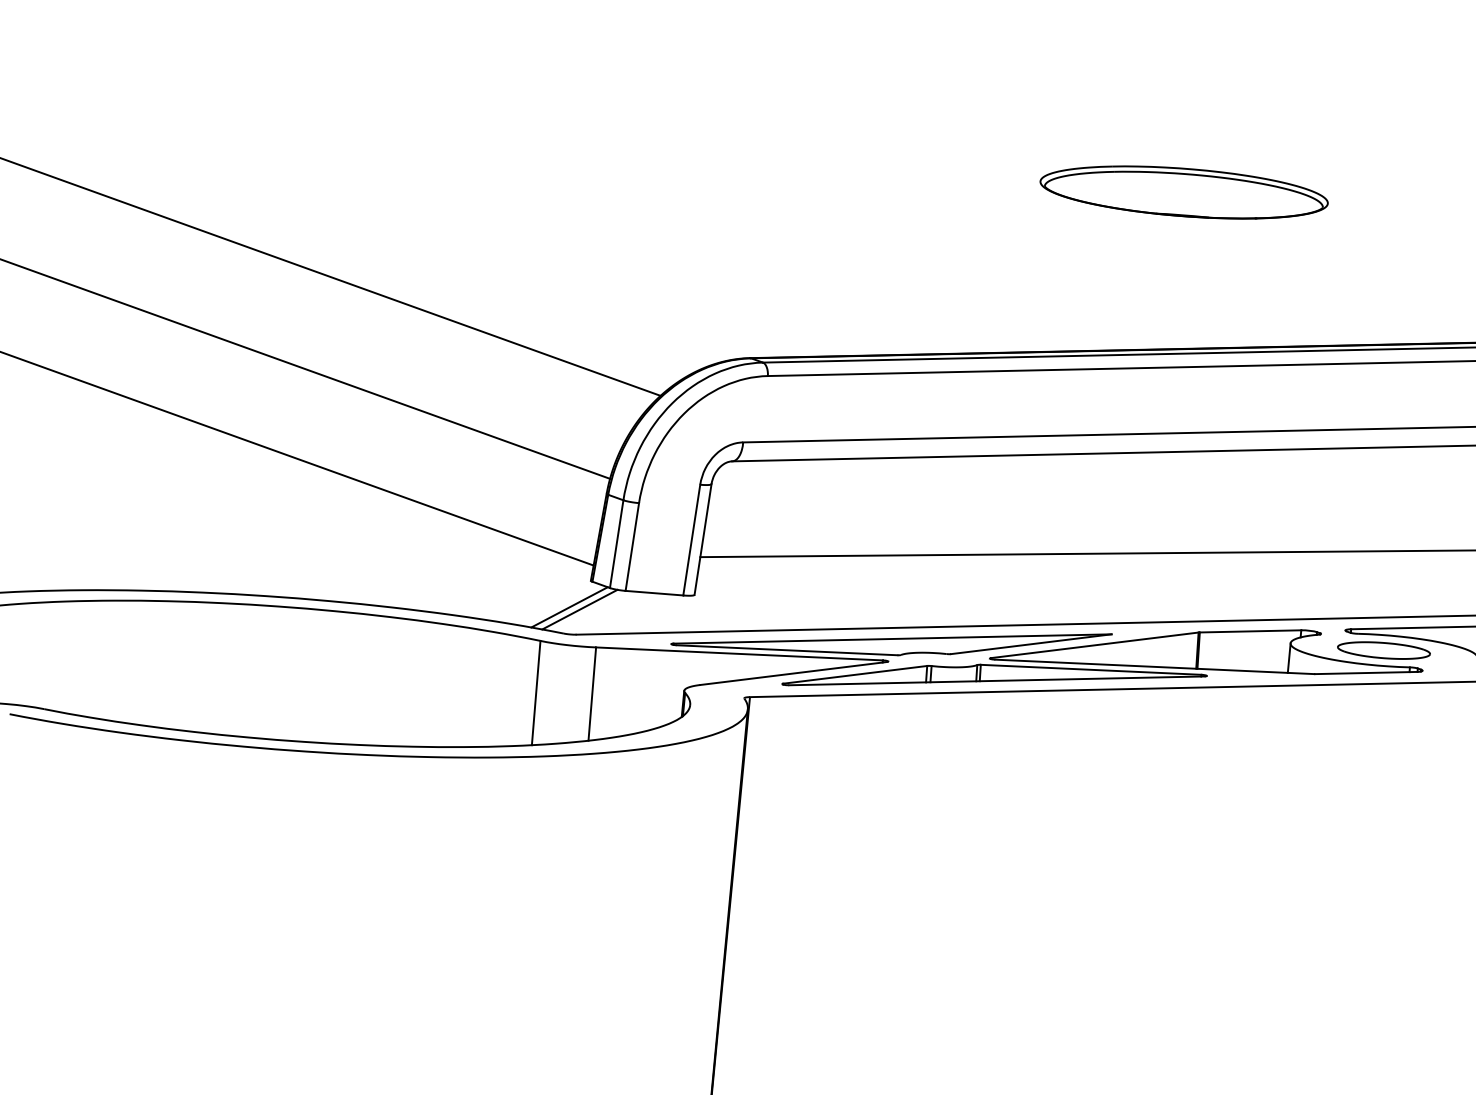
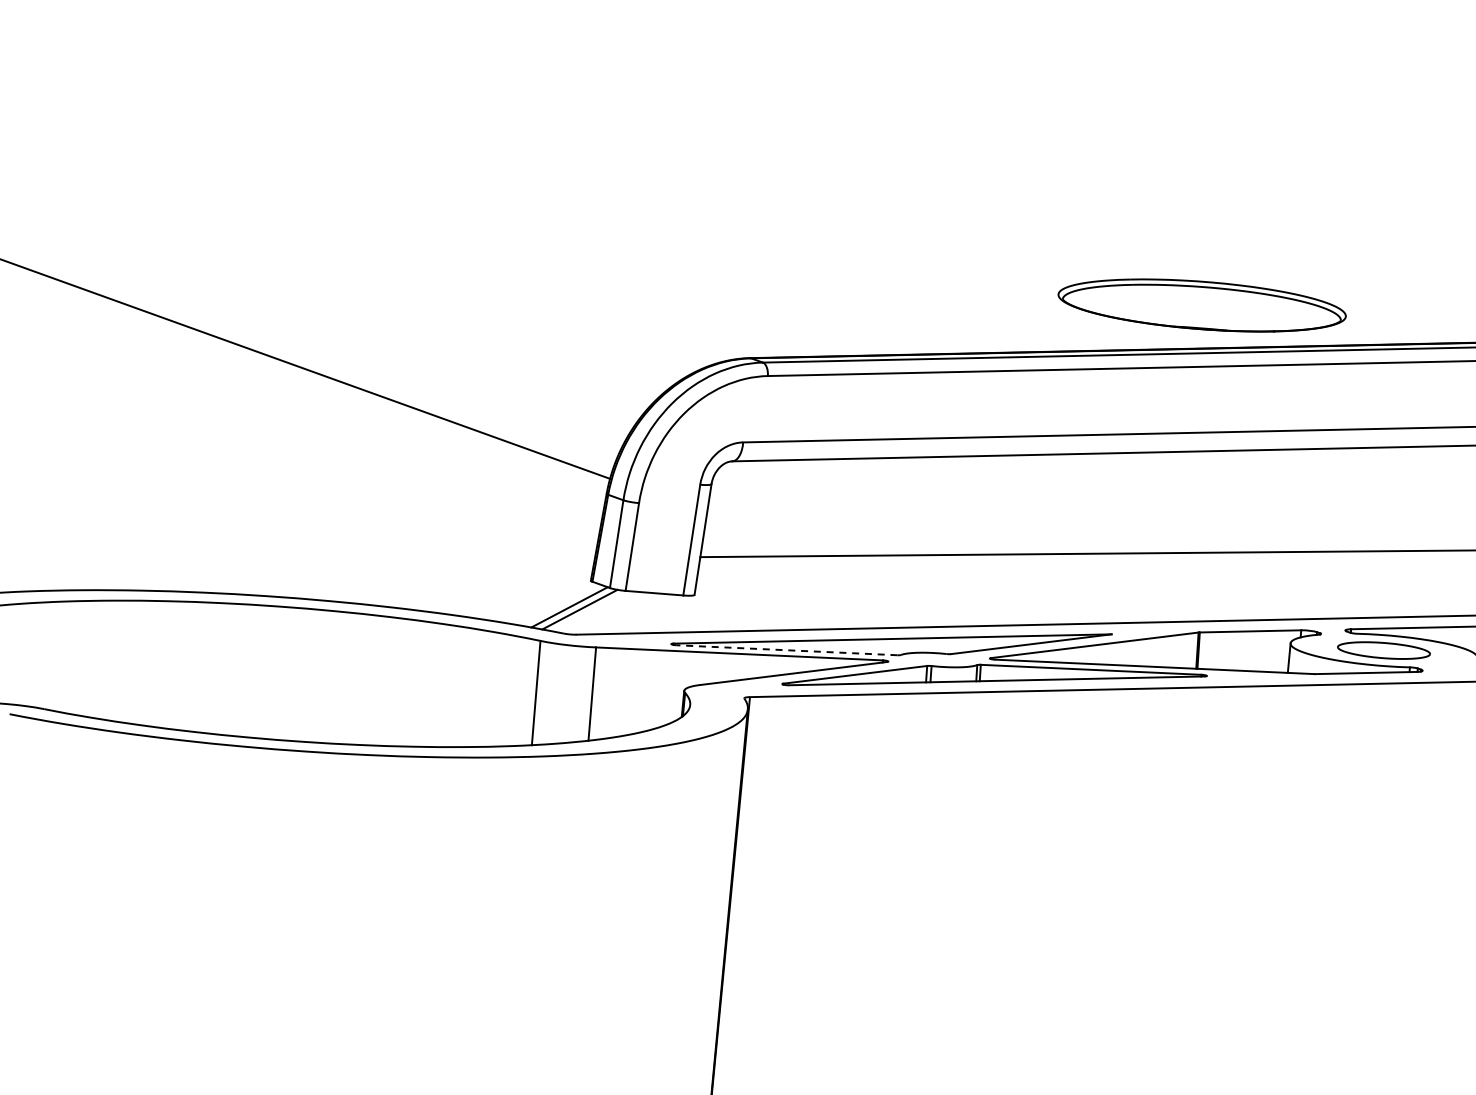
part position: (1183, 192) -> (1201, 305) (1201, 305)
line: present -> none (331, 276)
line: present -> none (297, 458)
line: solid -> dashed (786, 650)
